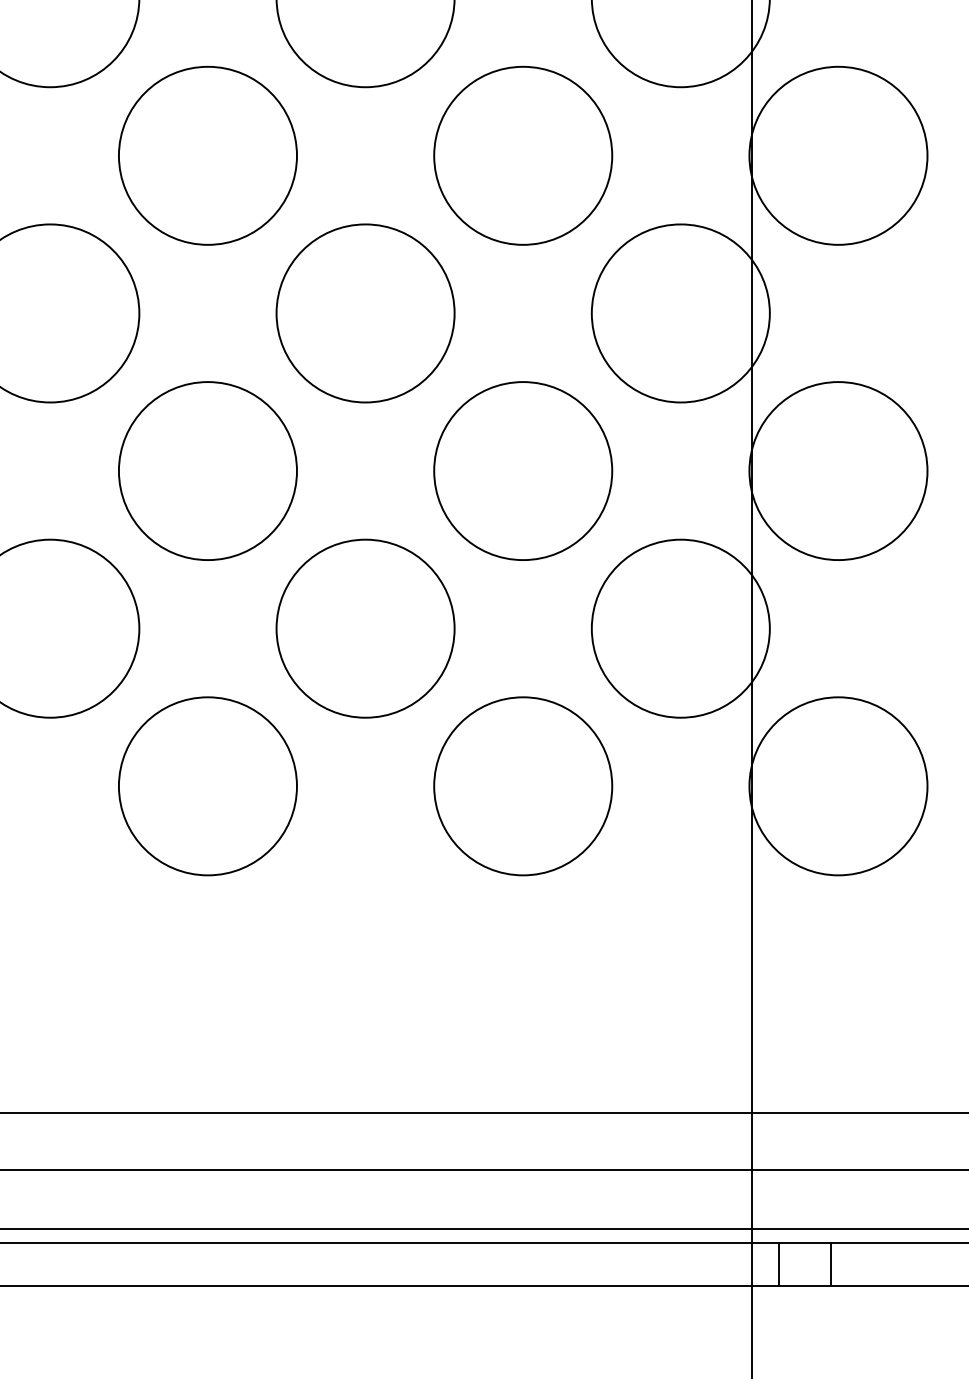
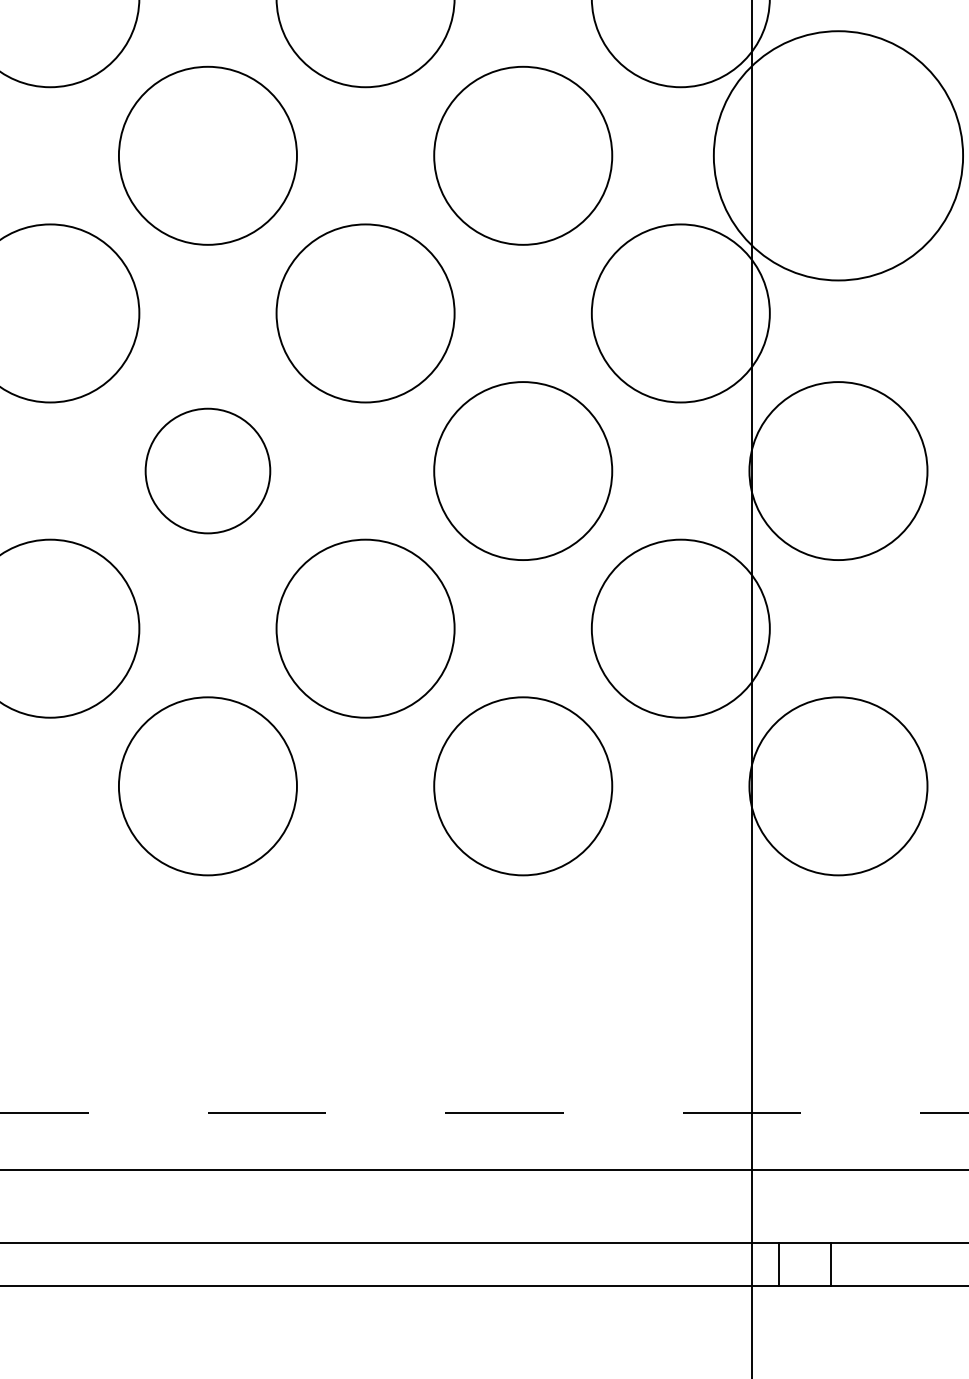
circle diameter: 178 px -> 249 px (838, 155)
circle size: 180x180 px -> 128x128 px (207, 470)
line: solid -> dashed (484, 1113)
line: present -> none (483, 1229)
